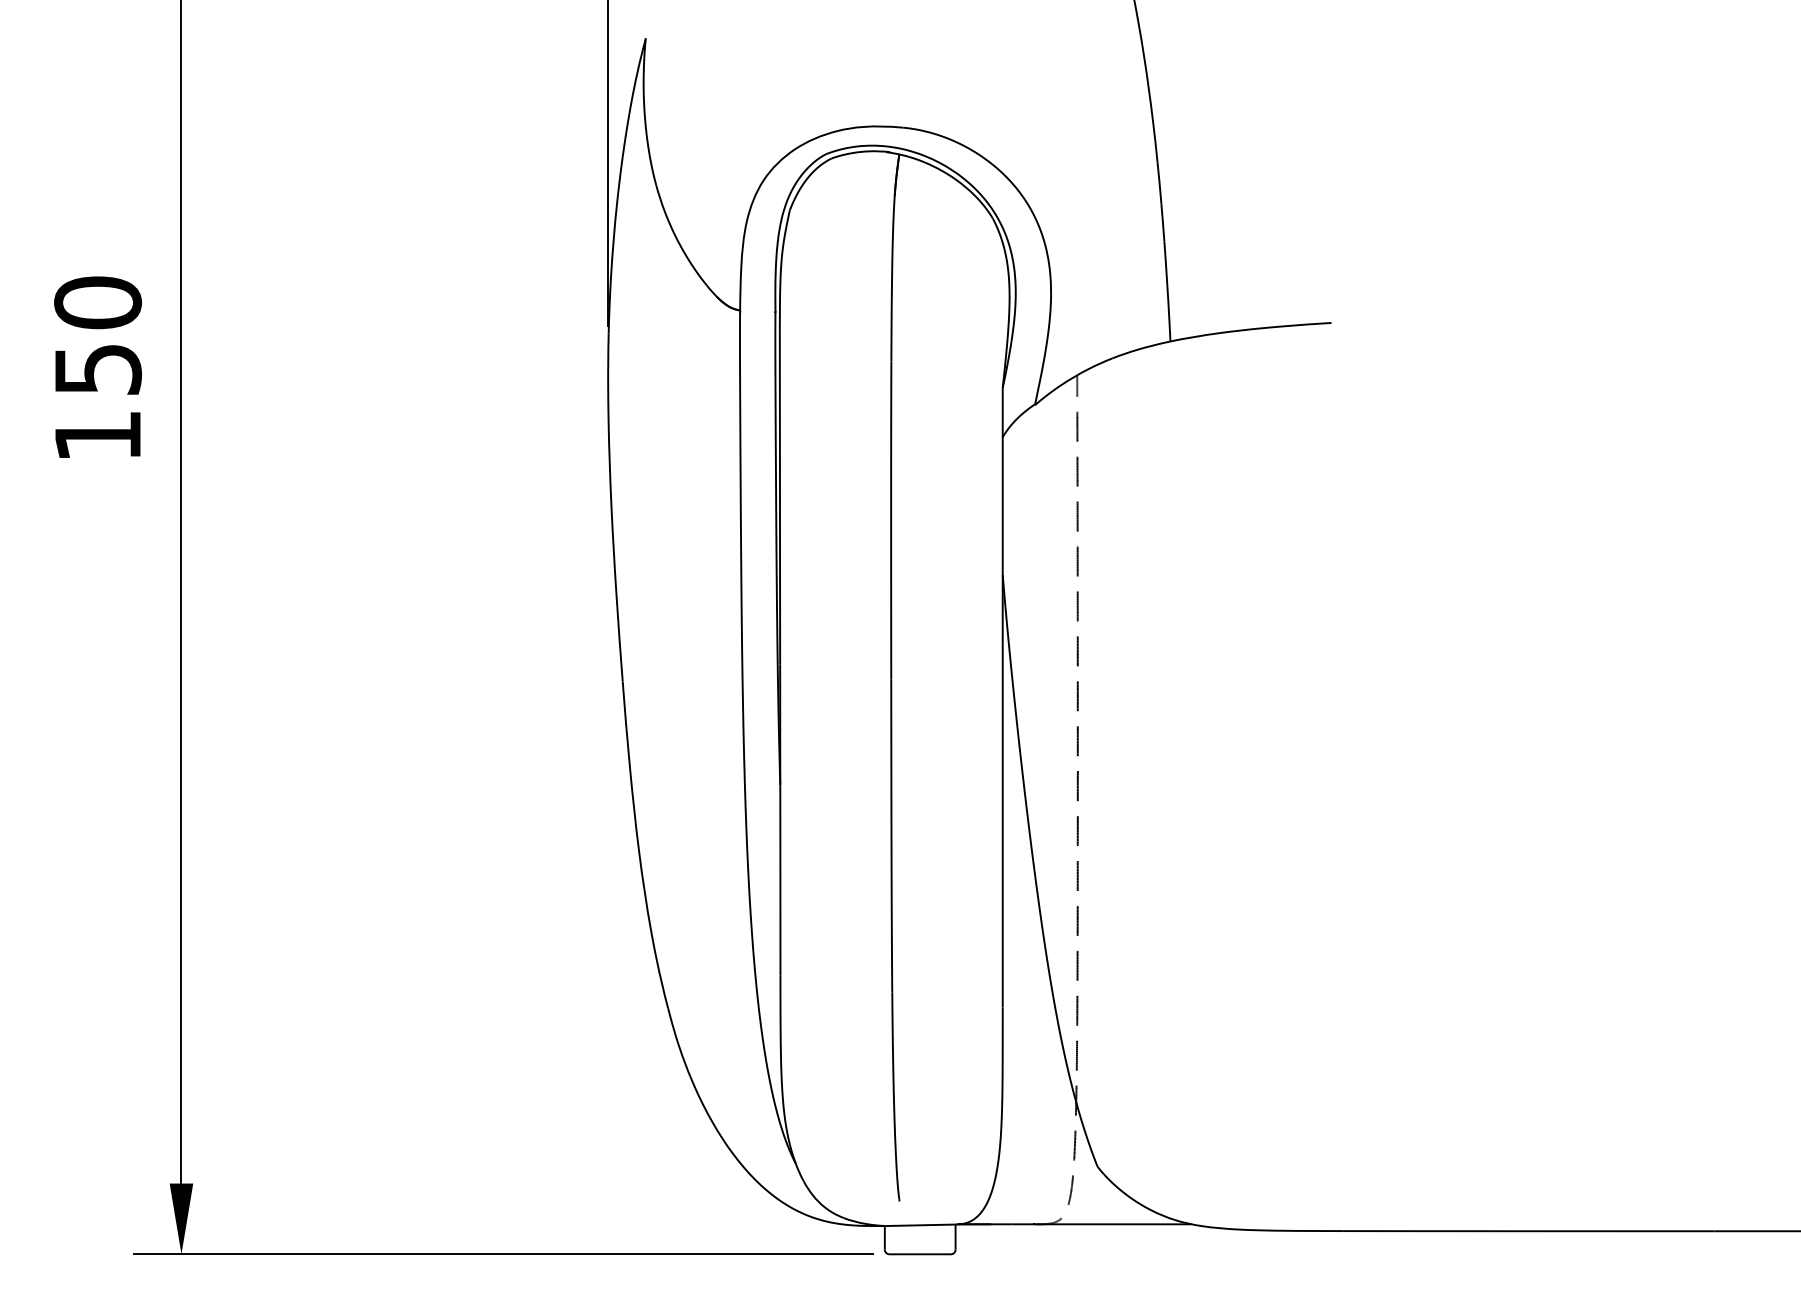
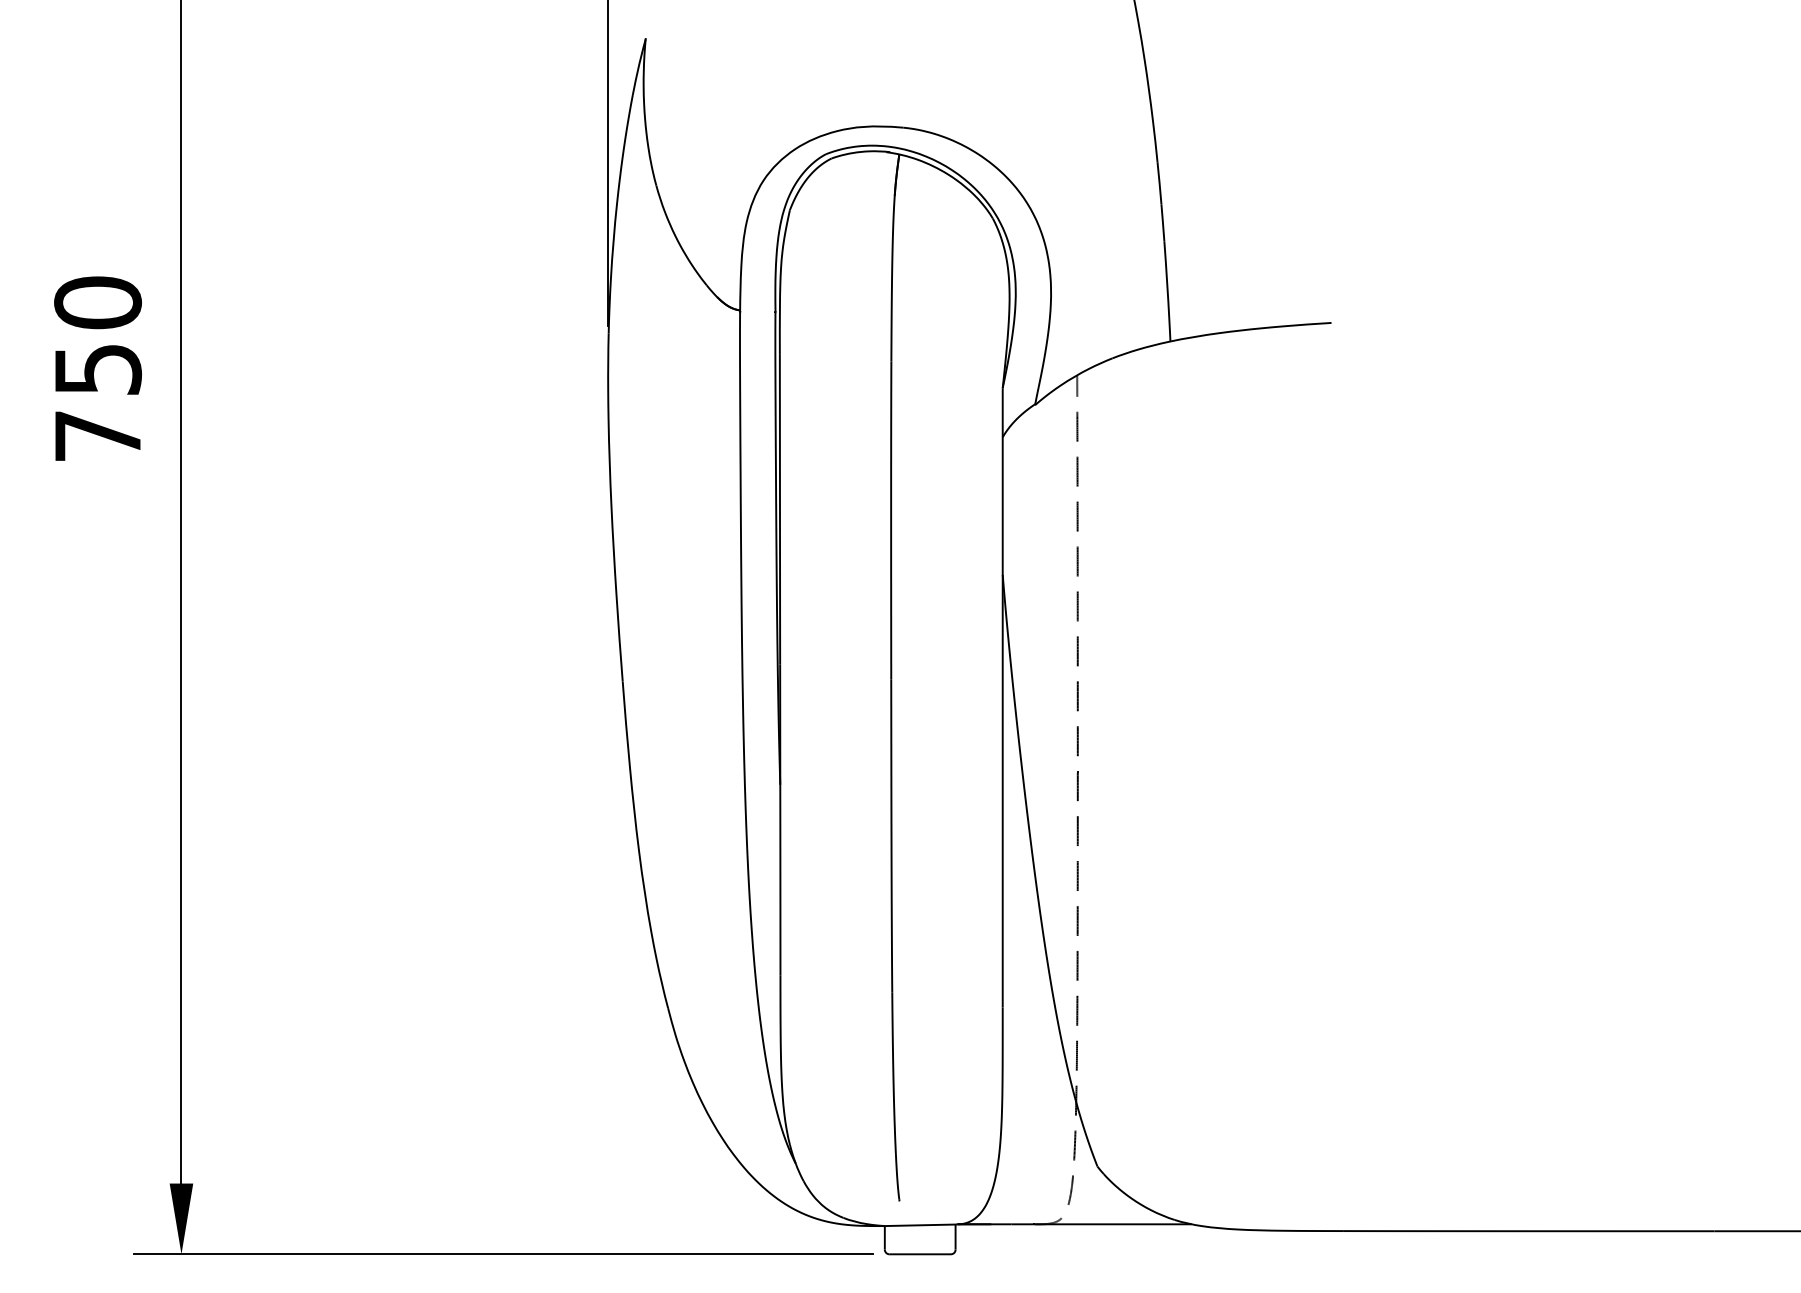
text: 150 -> 750 (97, 435)
